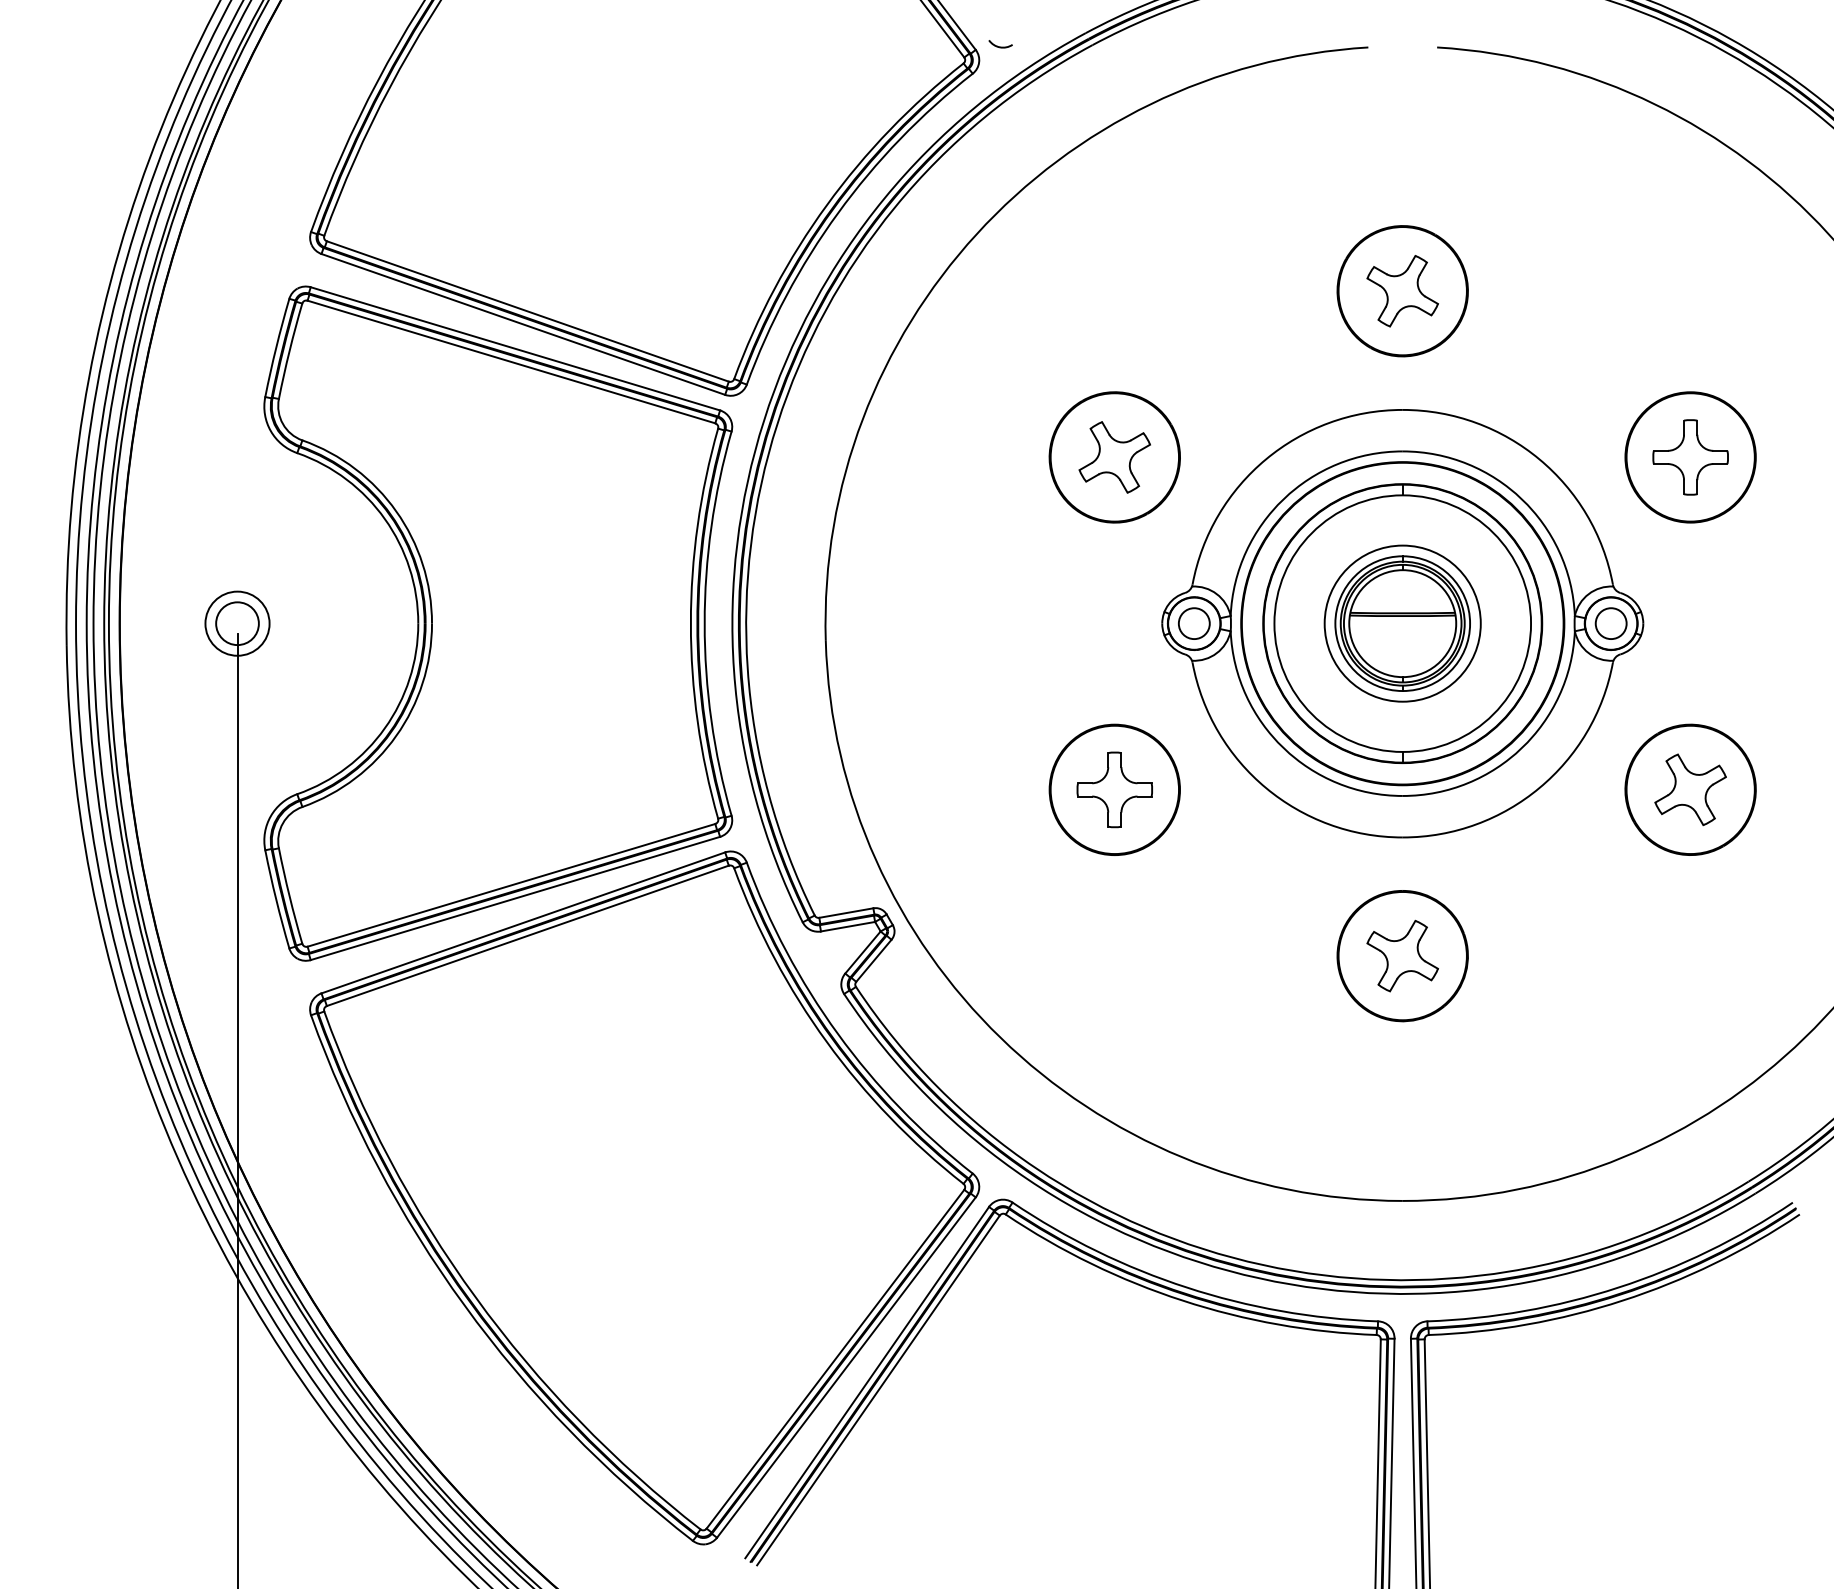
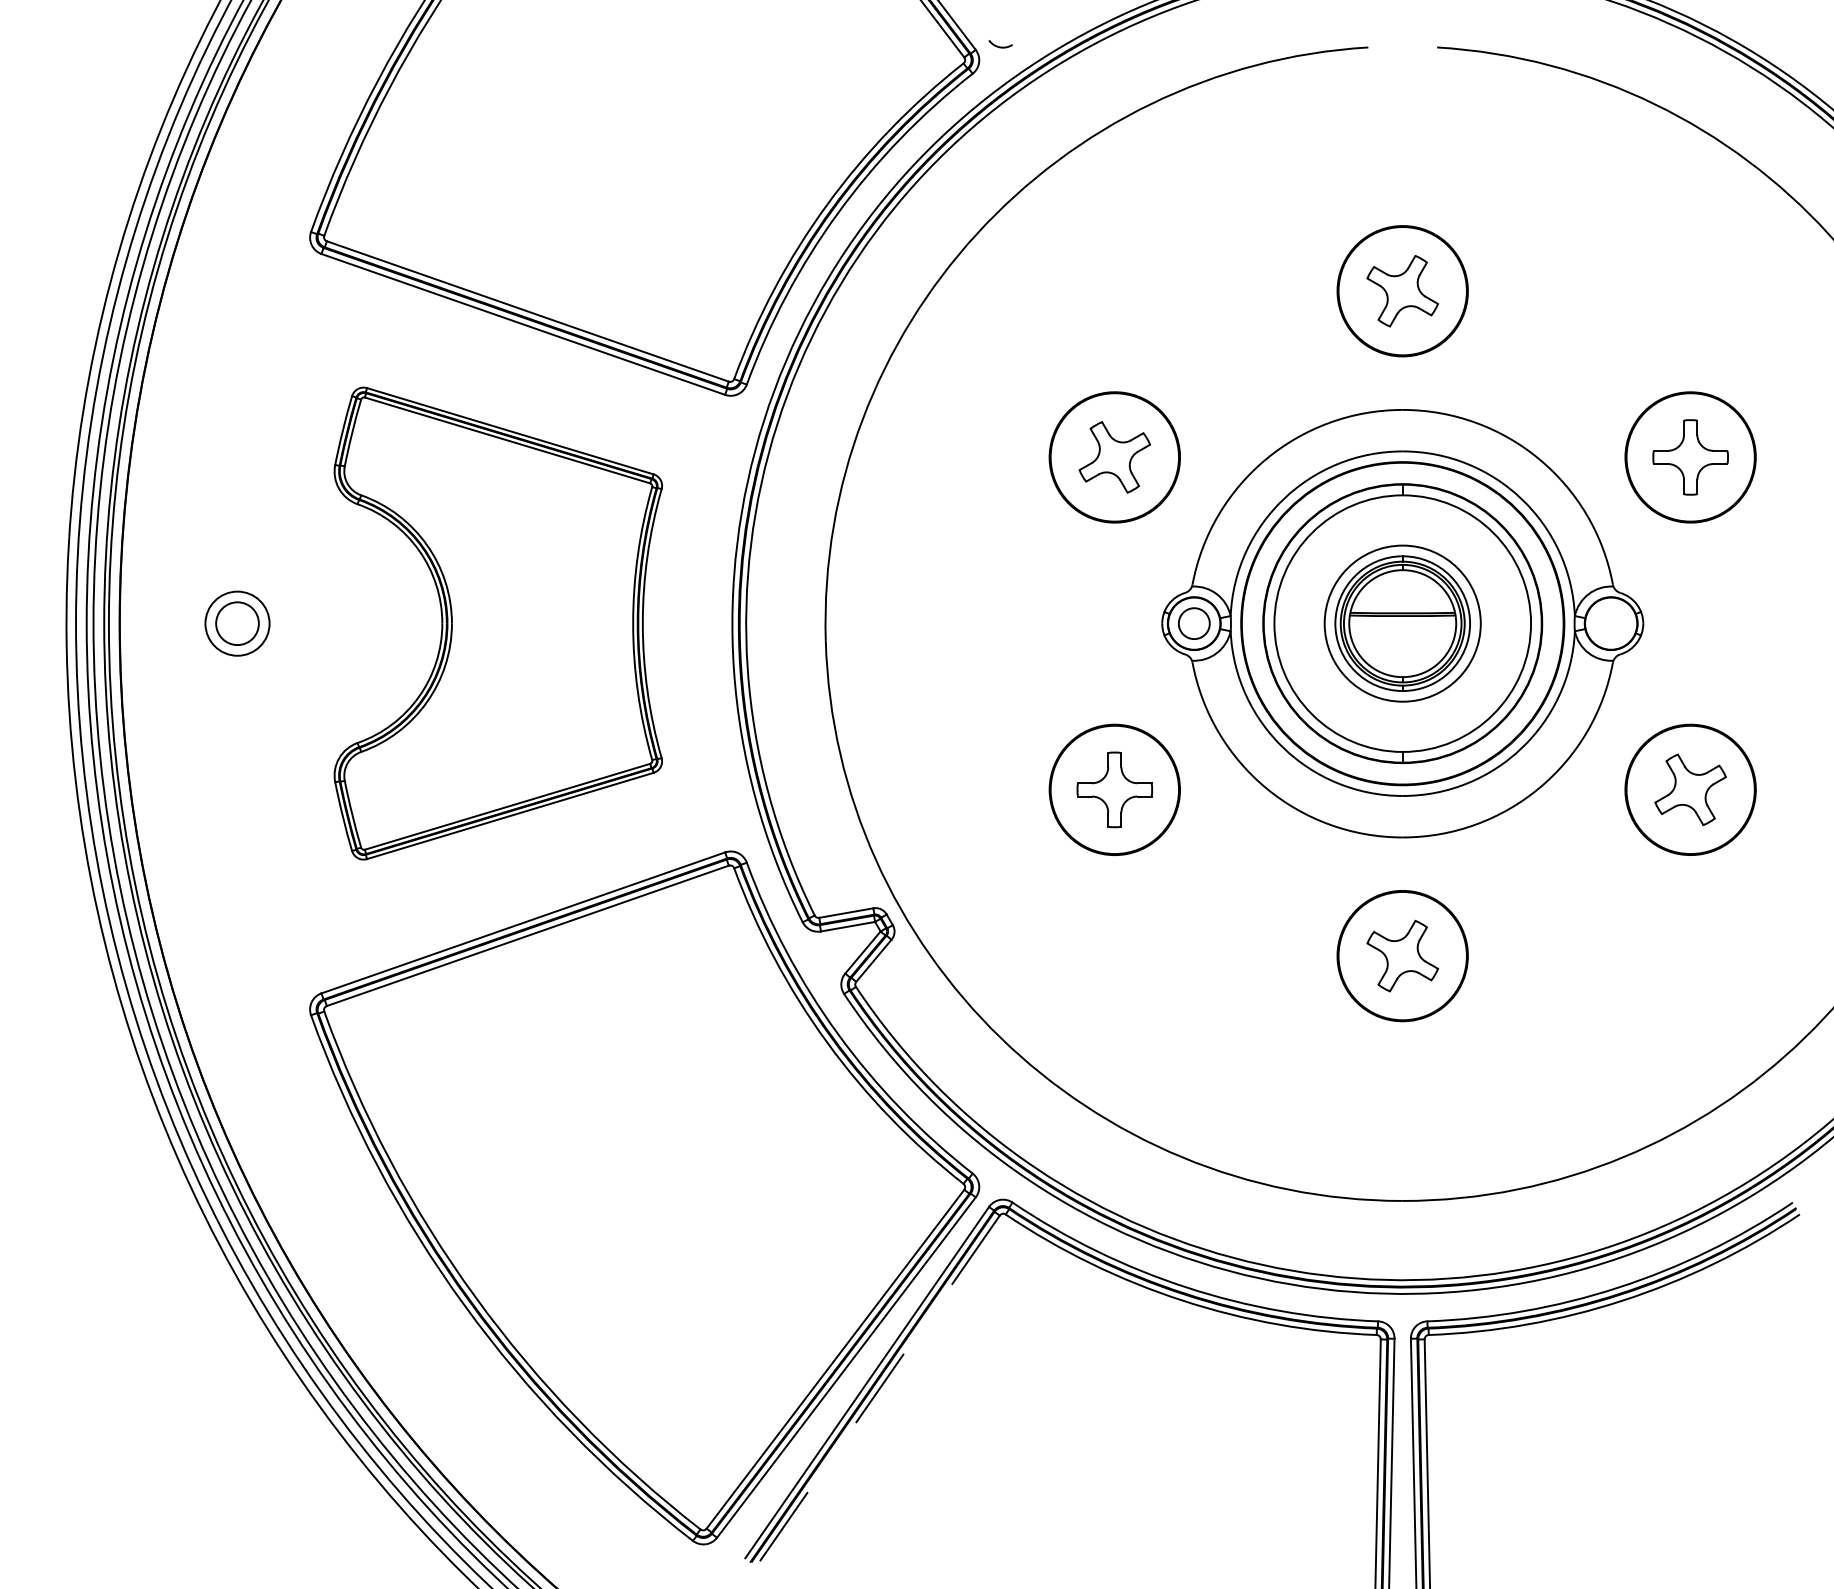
part size: 471x677 px -> 330x475 px (497, 623)
part: present -> none (1610, 623)
line: present -> none (237, 1109)
line: solid -> dashed (878, 1390)
